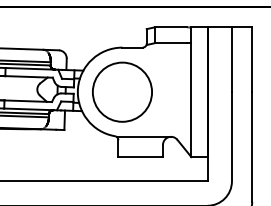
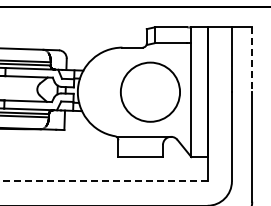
line: solid -> dashed (252, 60)
circle position: (122, 91) -> (150, 91) (150, 91)
line: solid -> dashed (103, 181)
